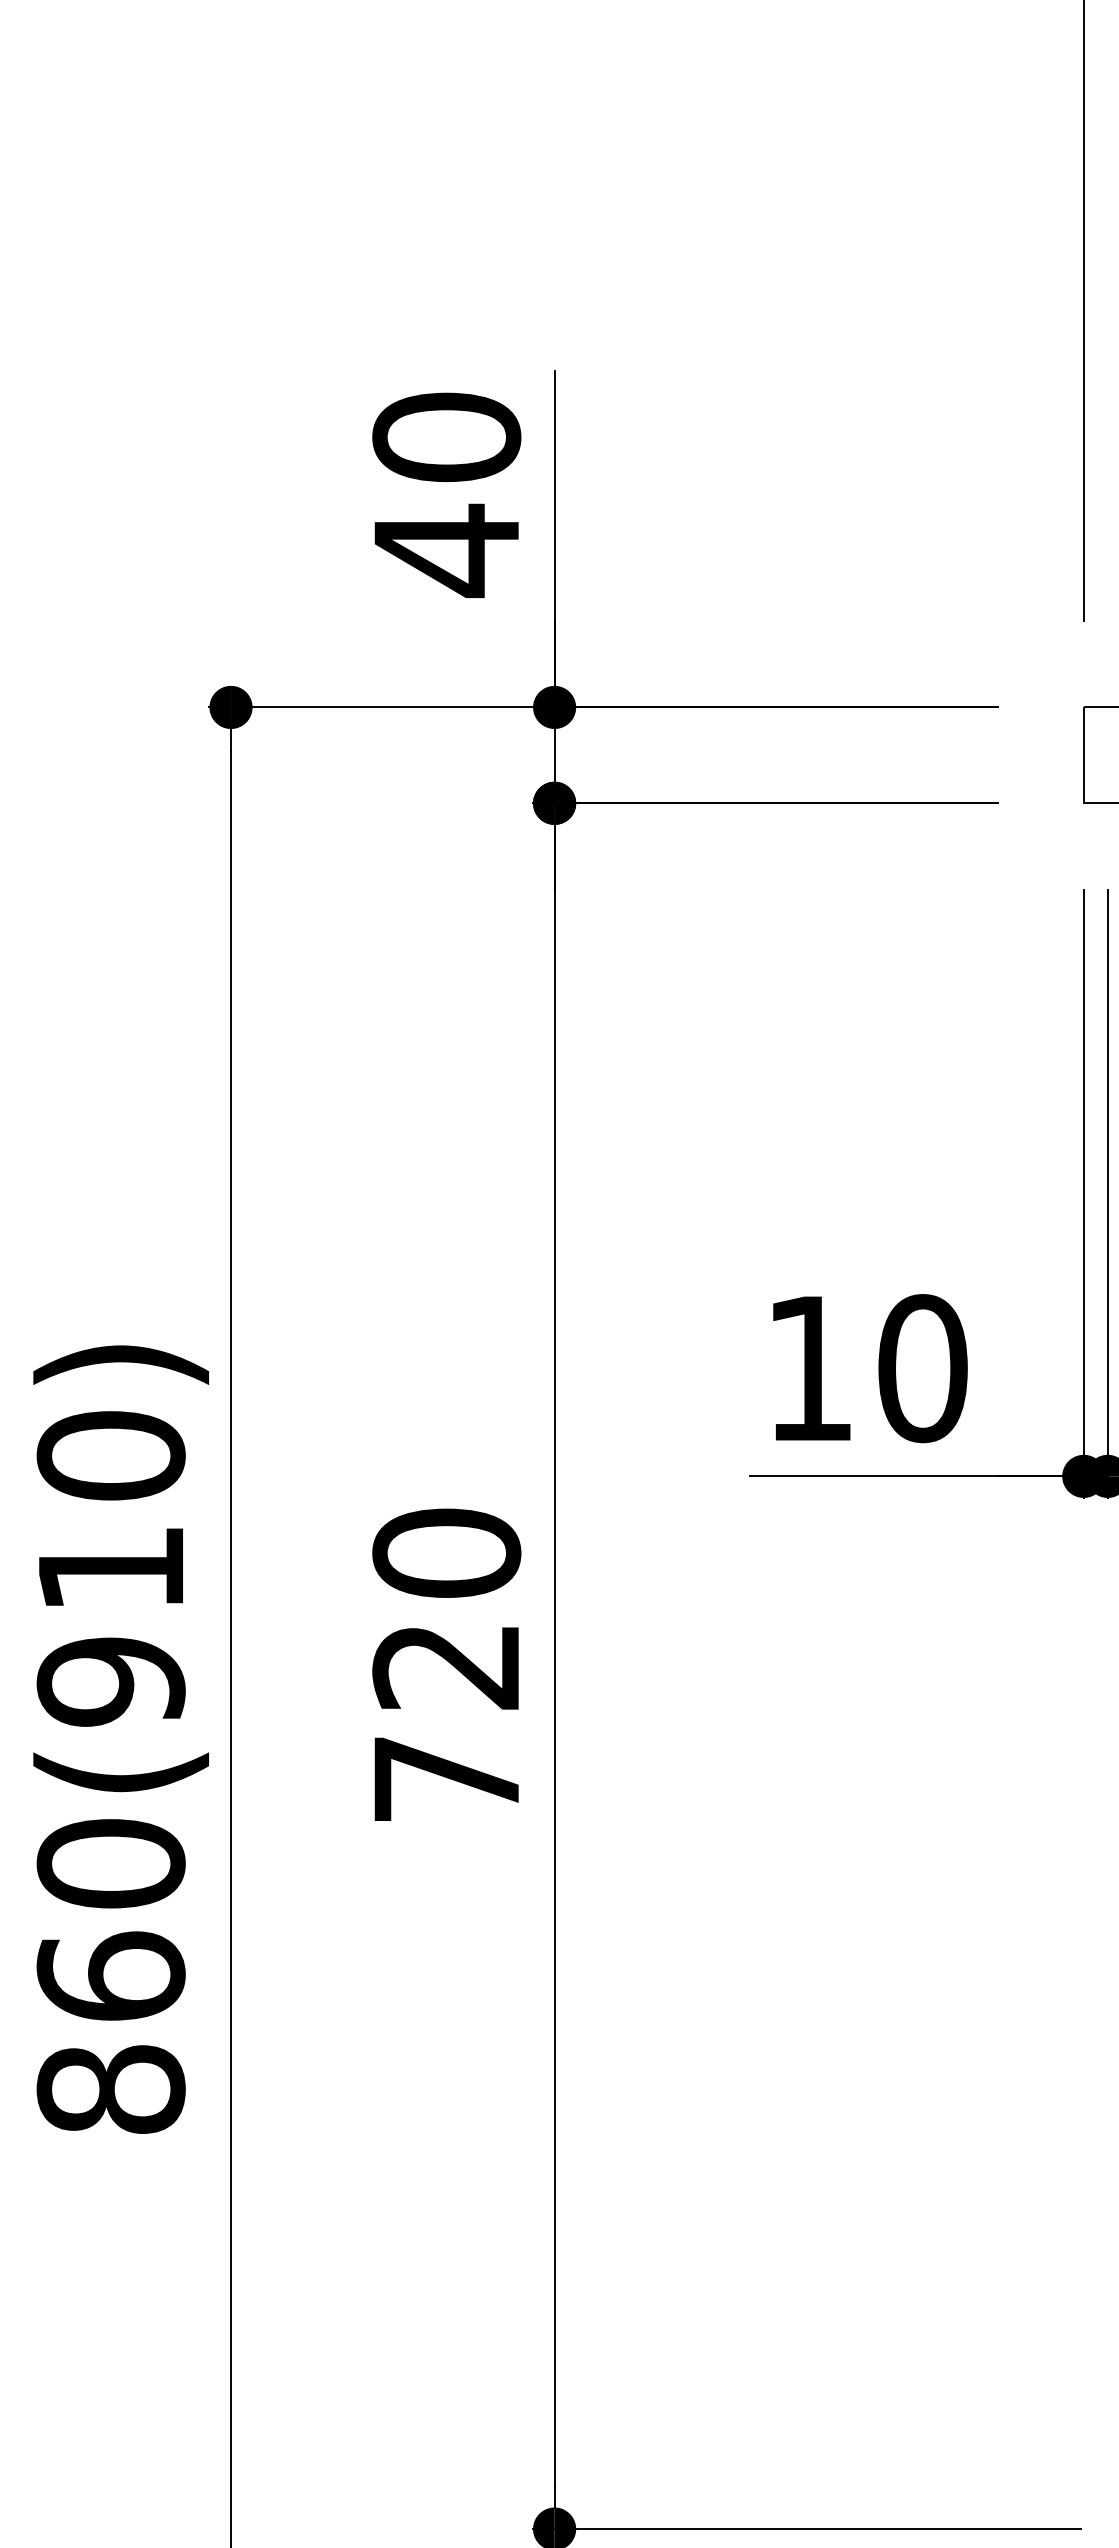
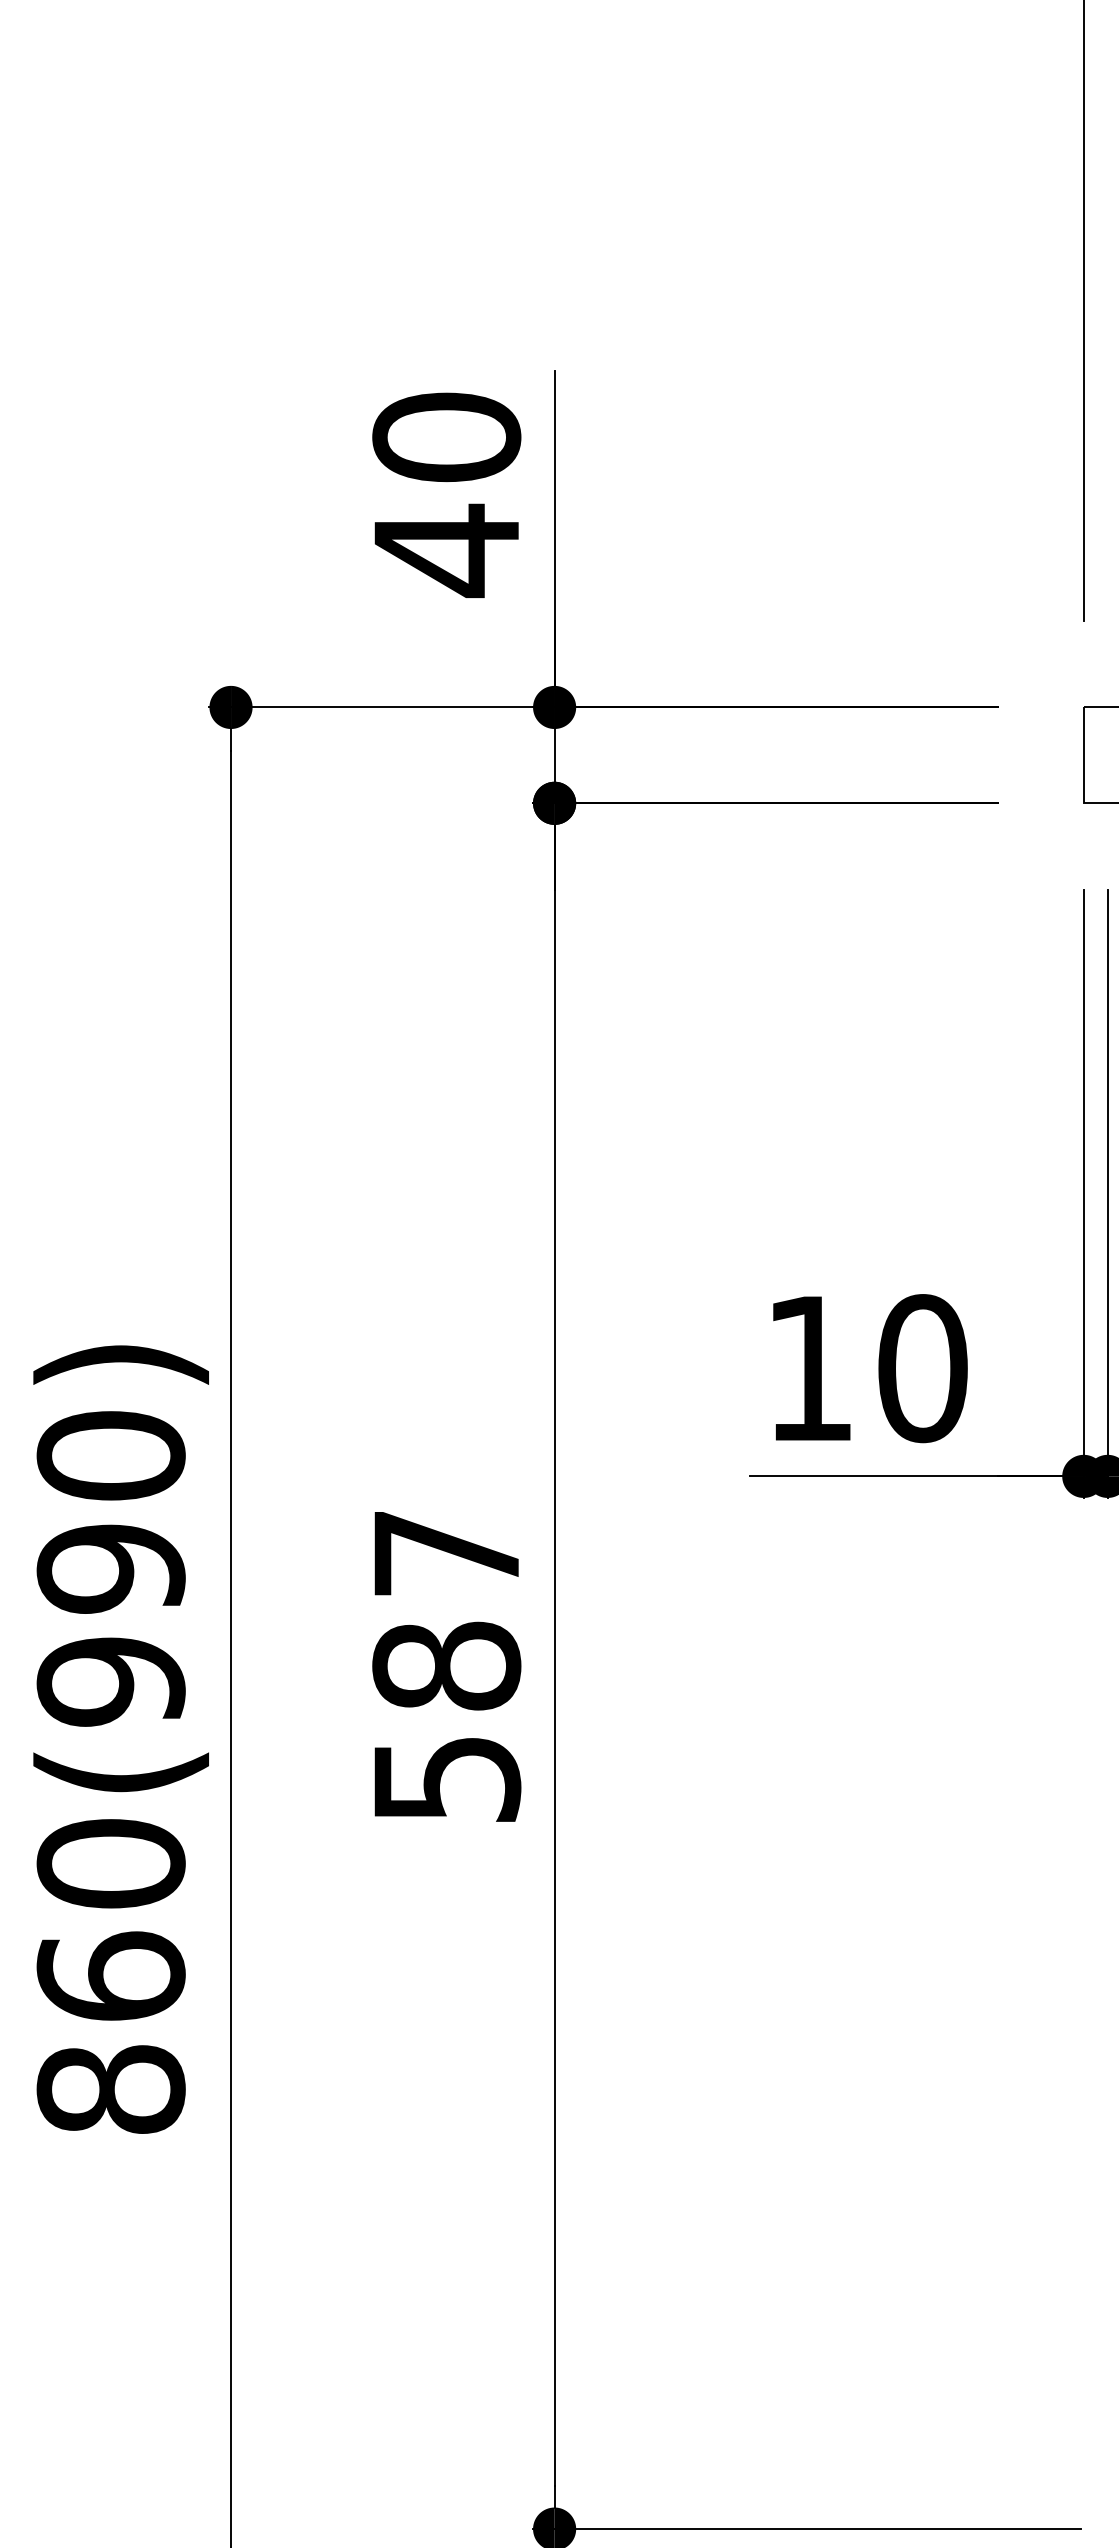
text: 860(910) -> 860(990) (110, 1568)
text: 720 -> 587 (446, 1664)
